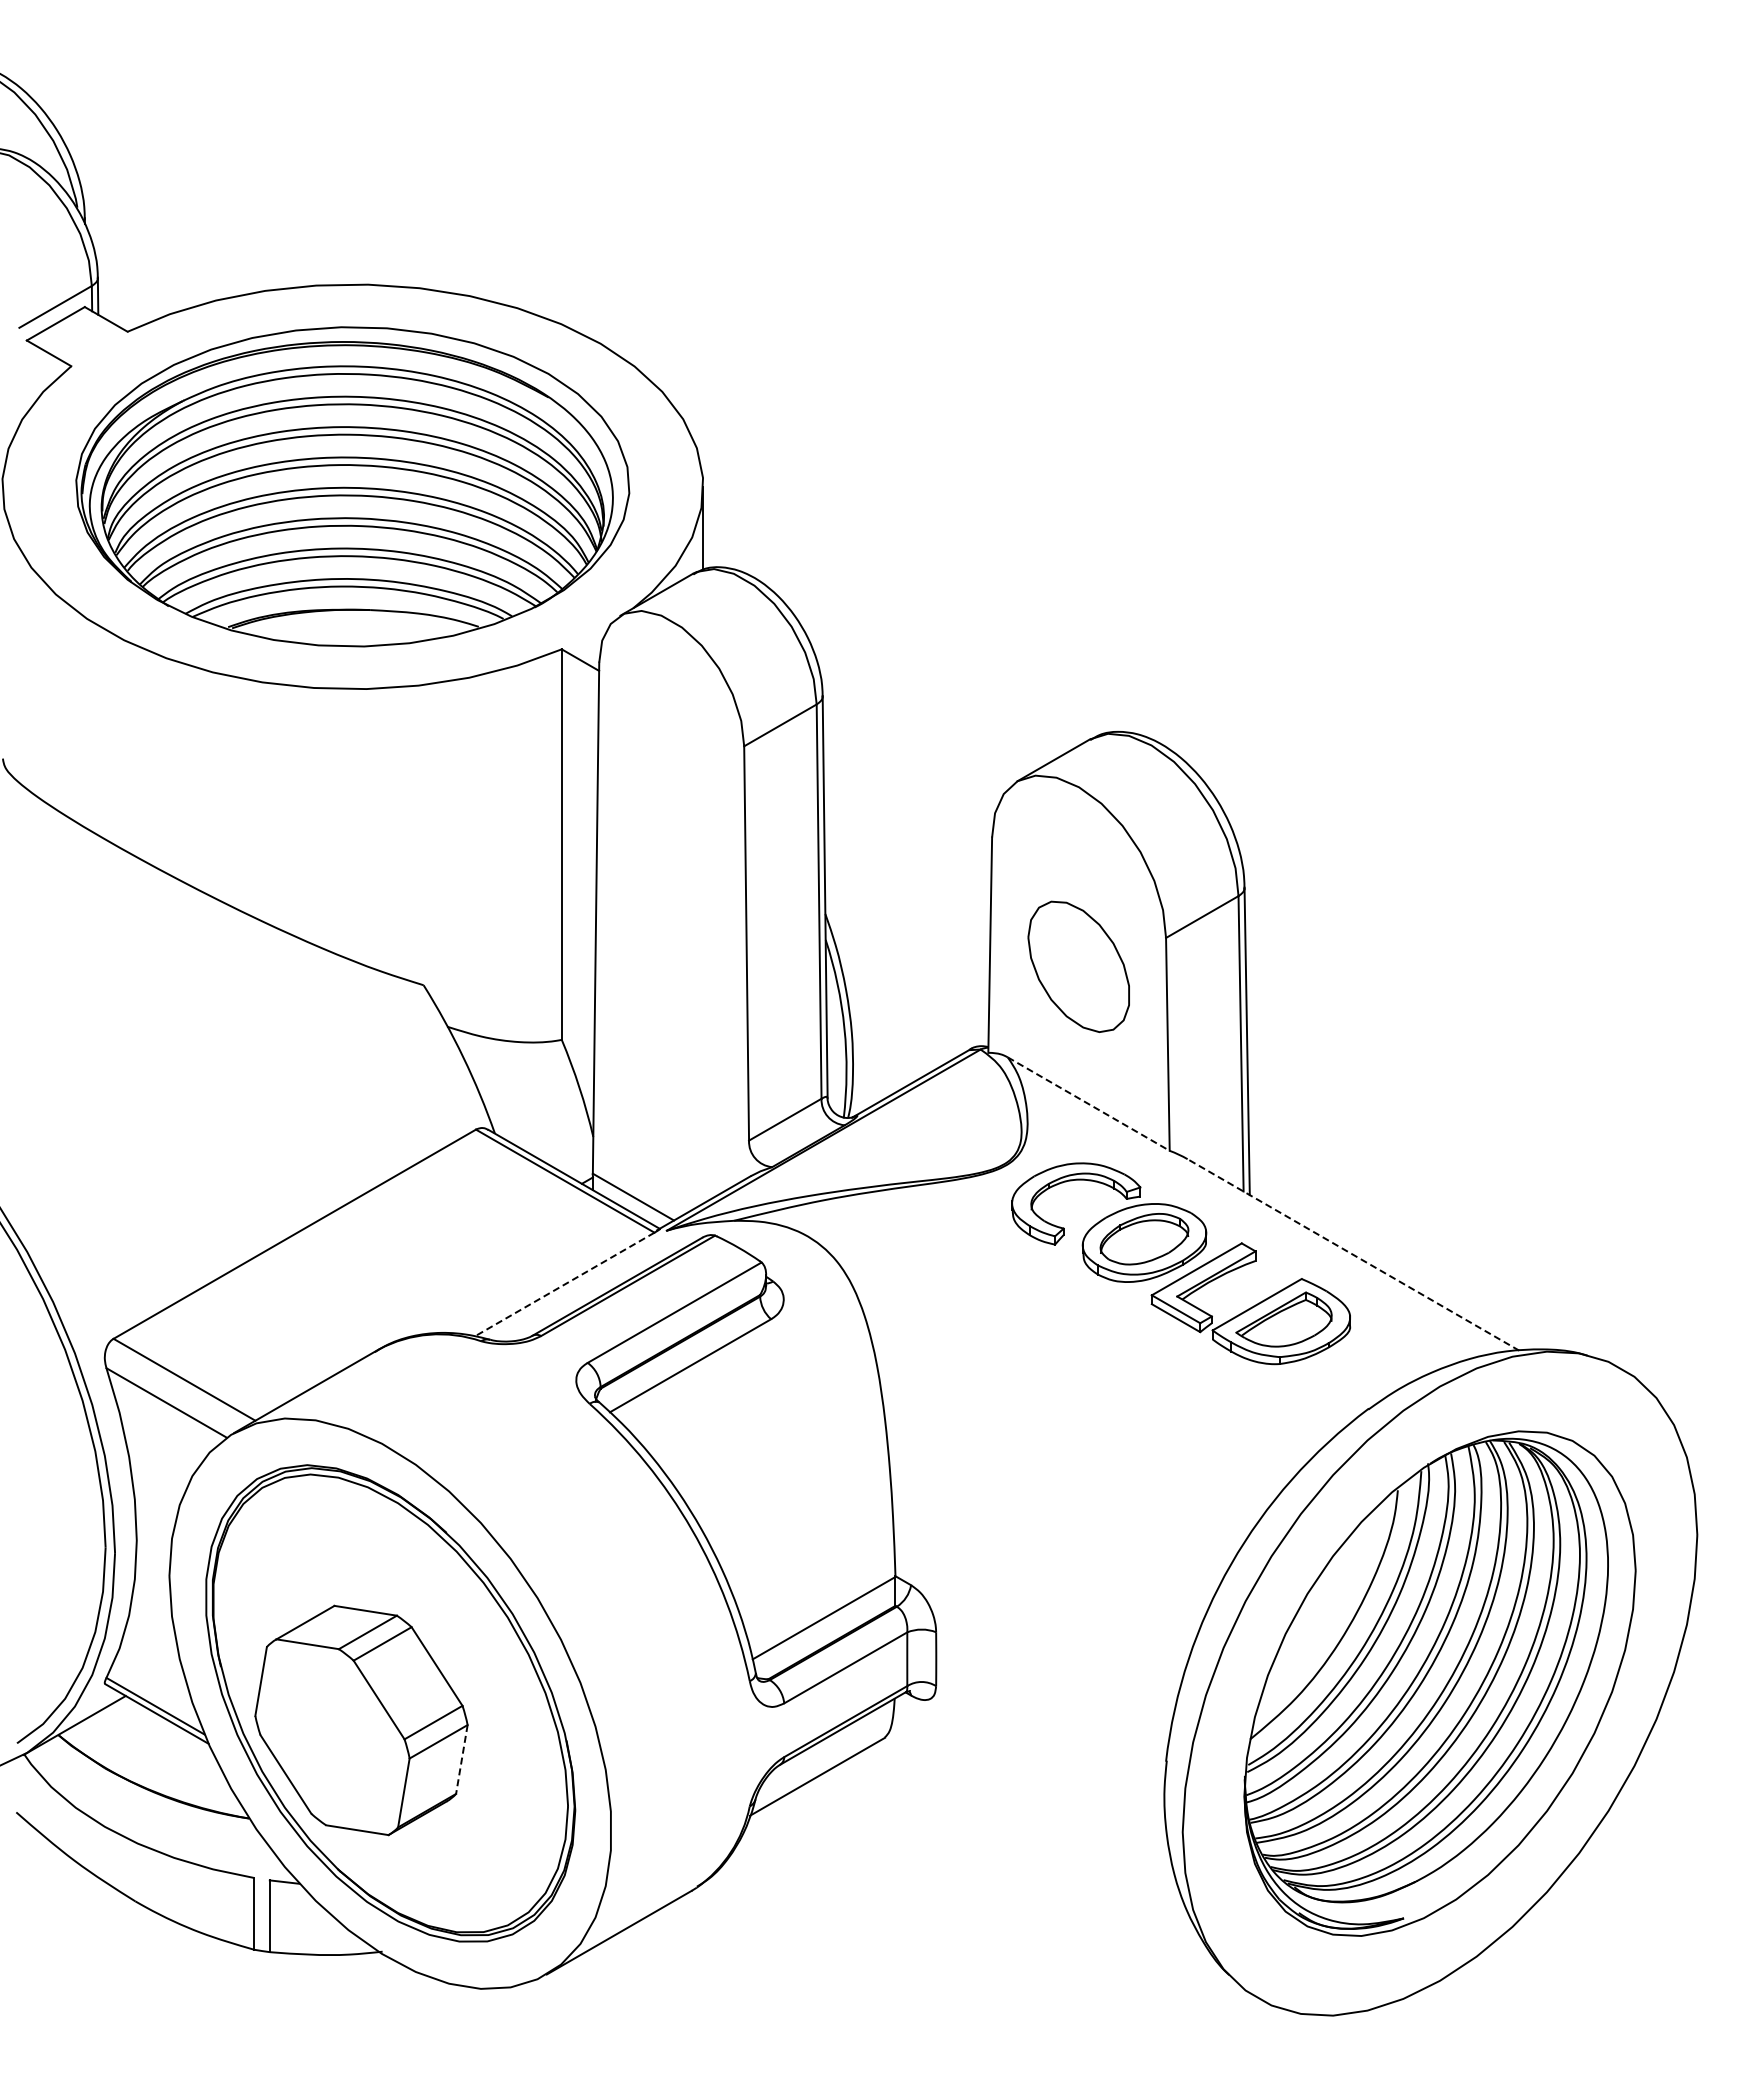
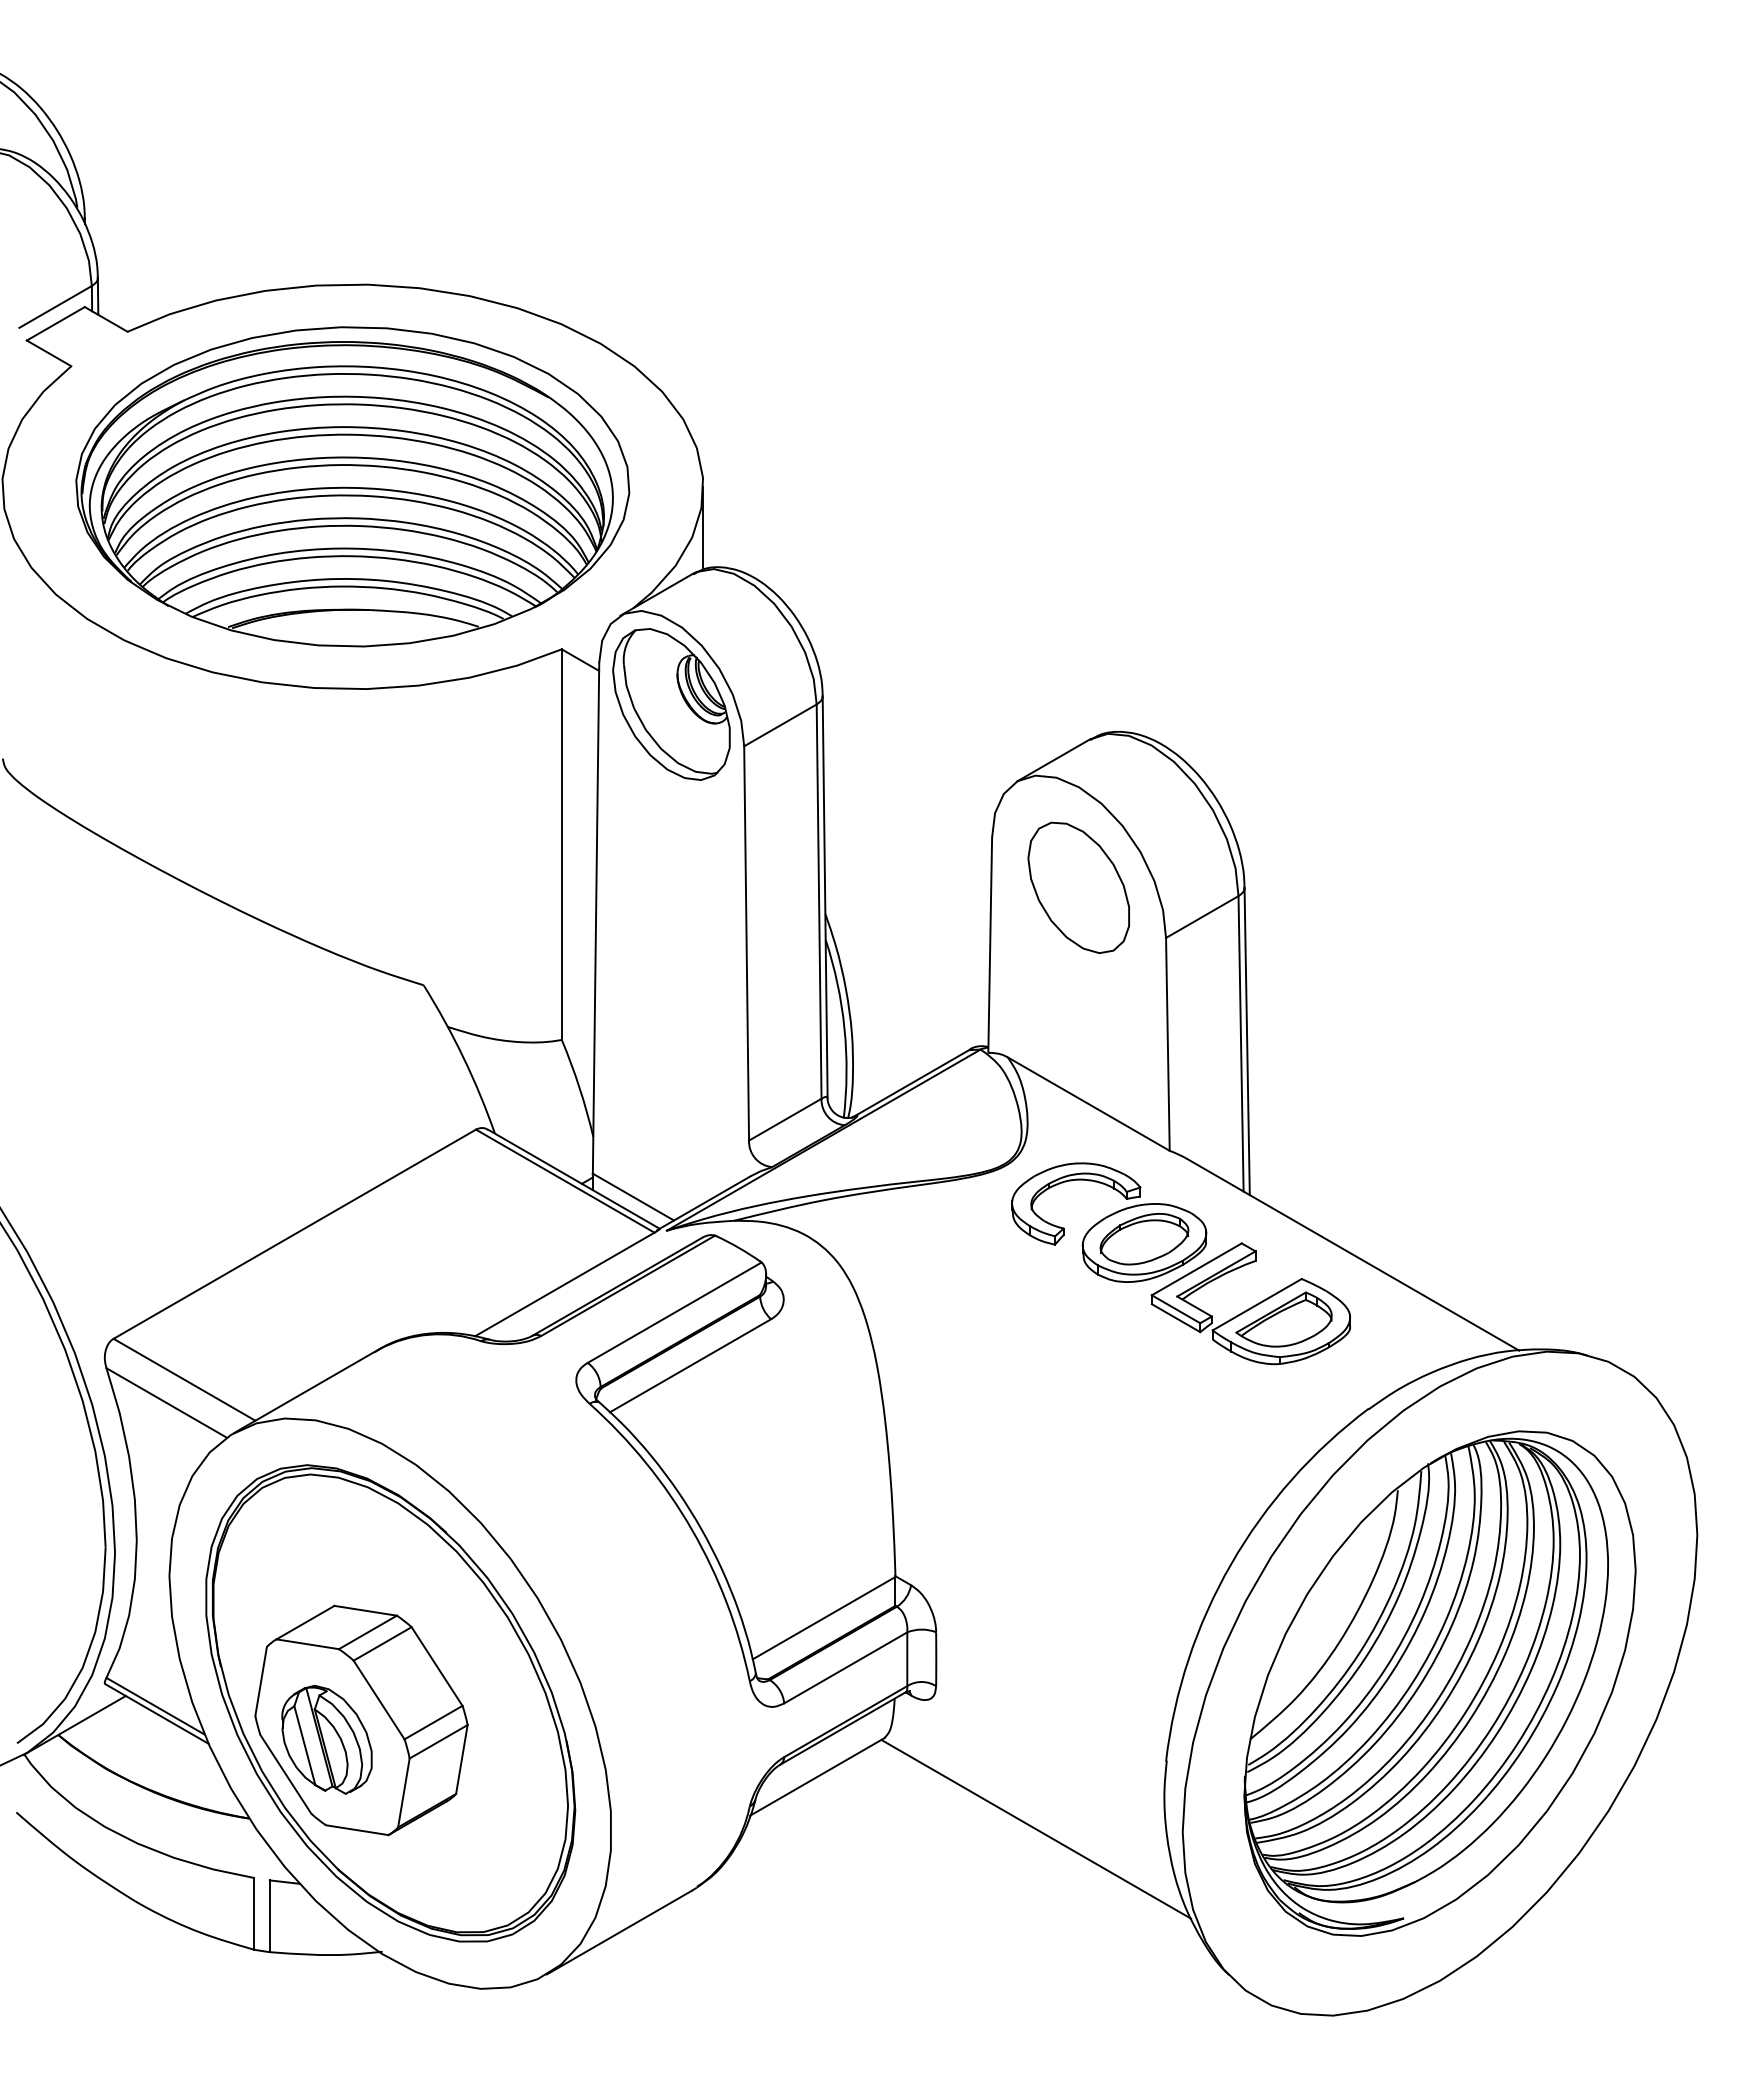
part: none -> present (671, 704)
part position: (1078, 966) -> (1078, 887) (1078, 887)
line: dashed -> solid (1089, 1104)
line: dashed -> solid (1353, 1254)
line: dashed -> solid (564, 1284)
part: none -> present (326, 1739)
line: dashed -> solid (461, 1759)
line: none -> present (1036, 1828)
